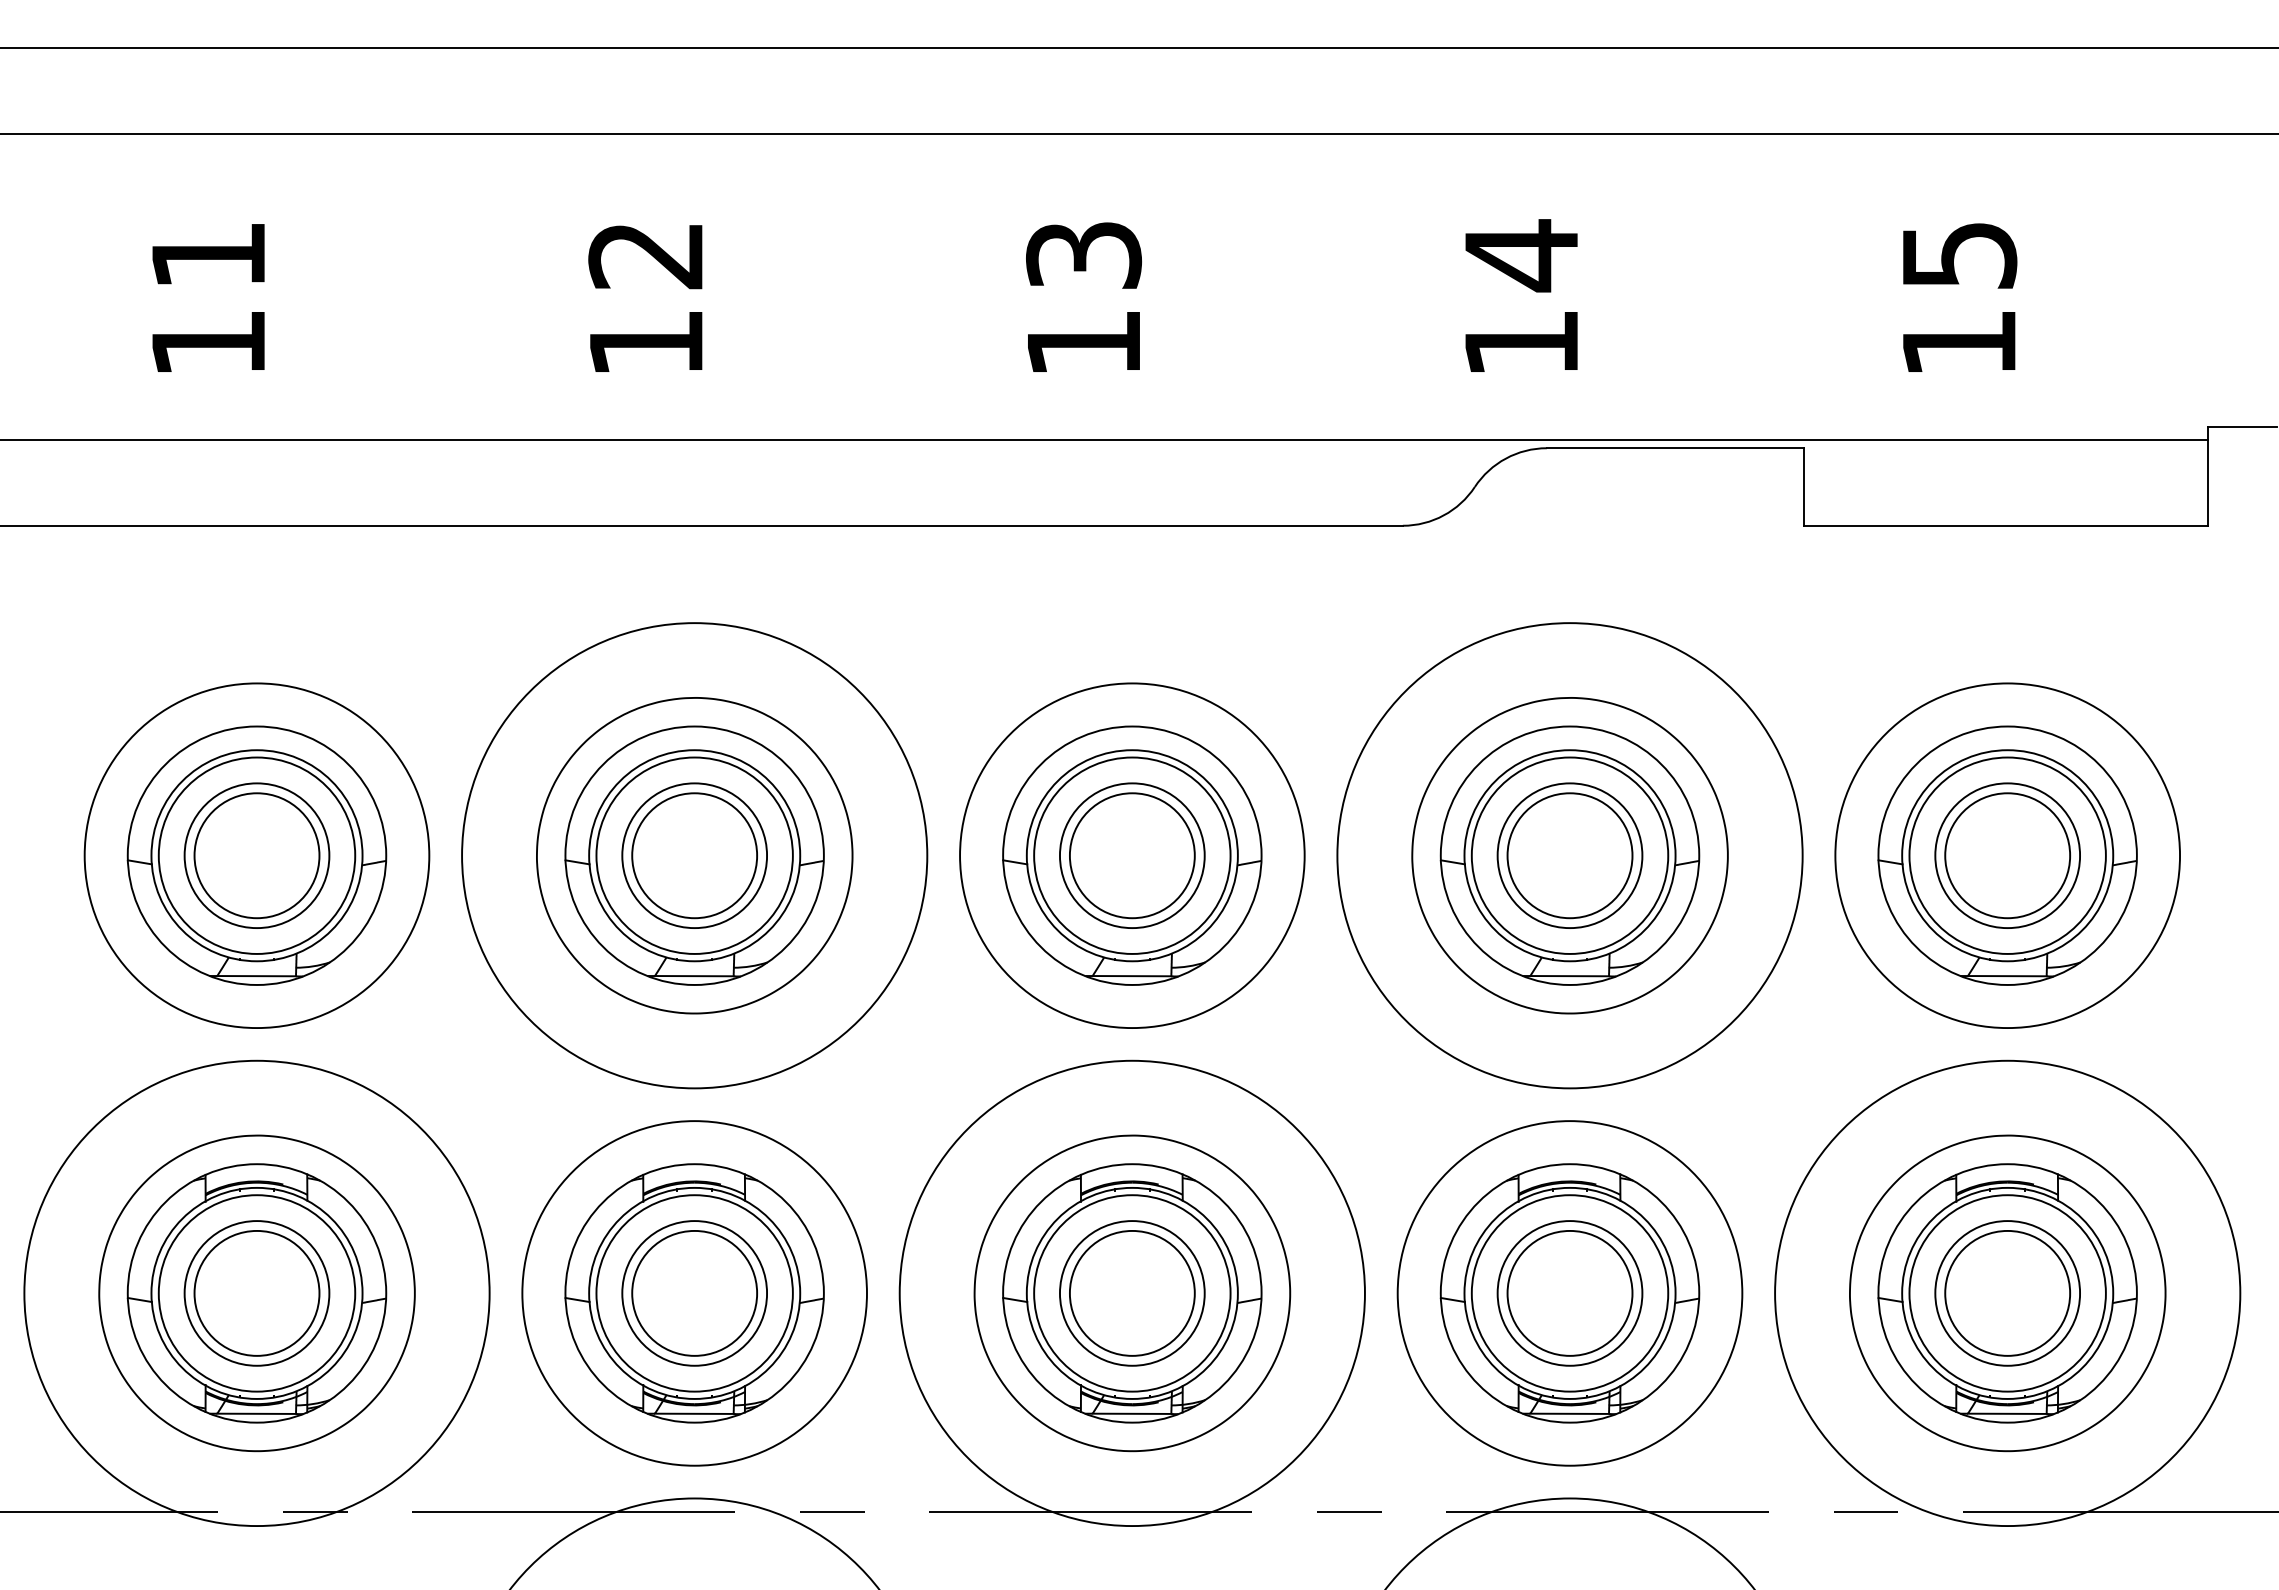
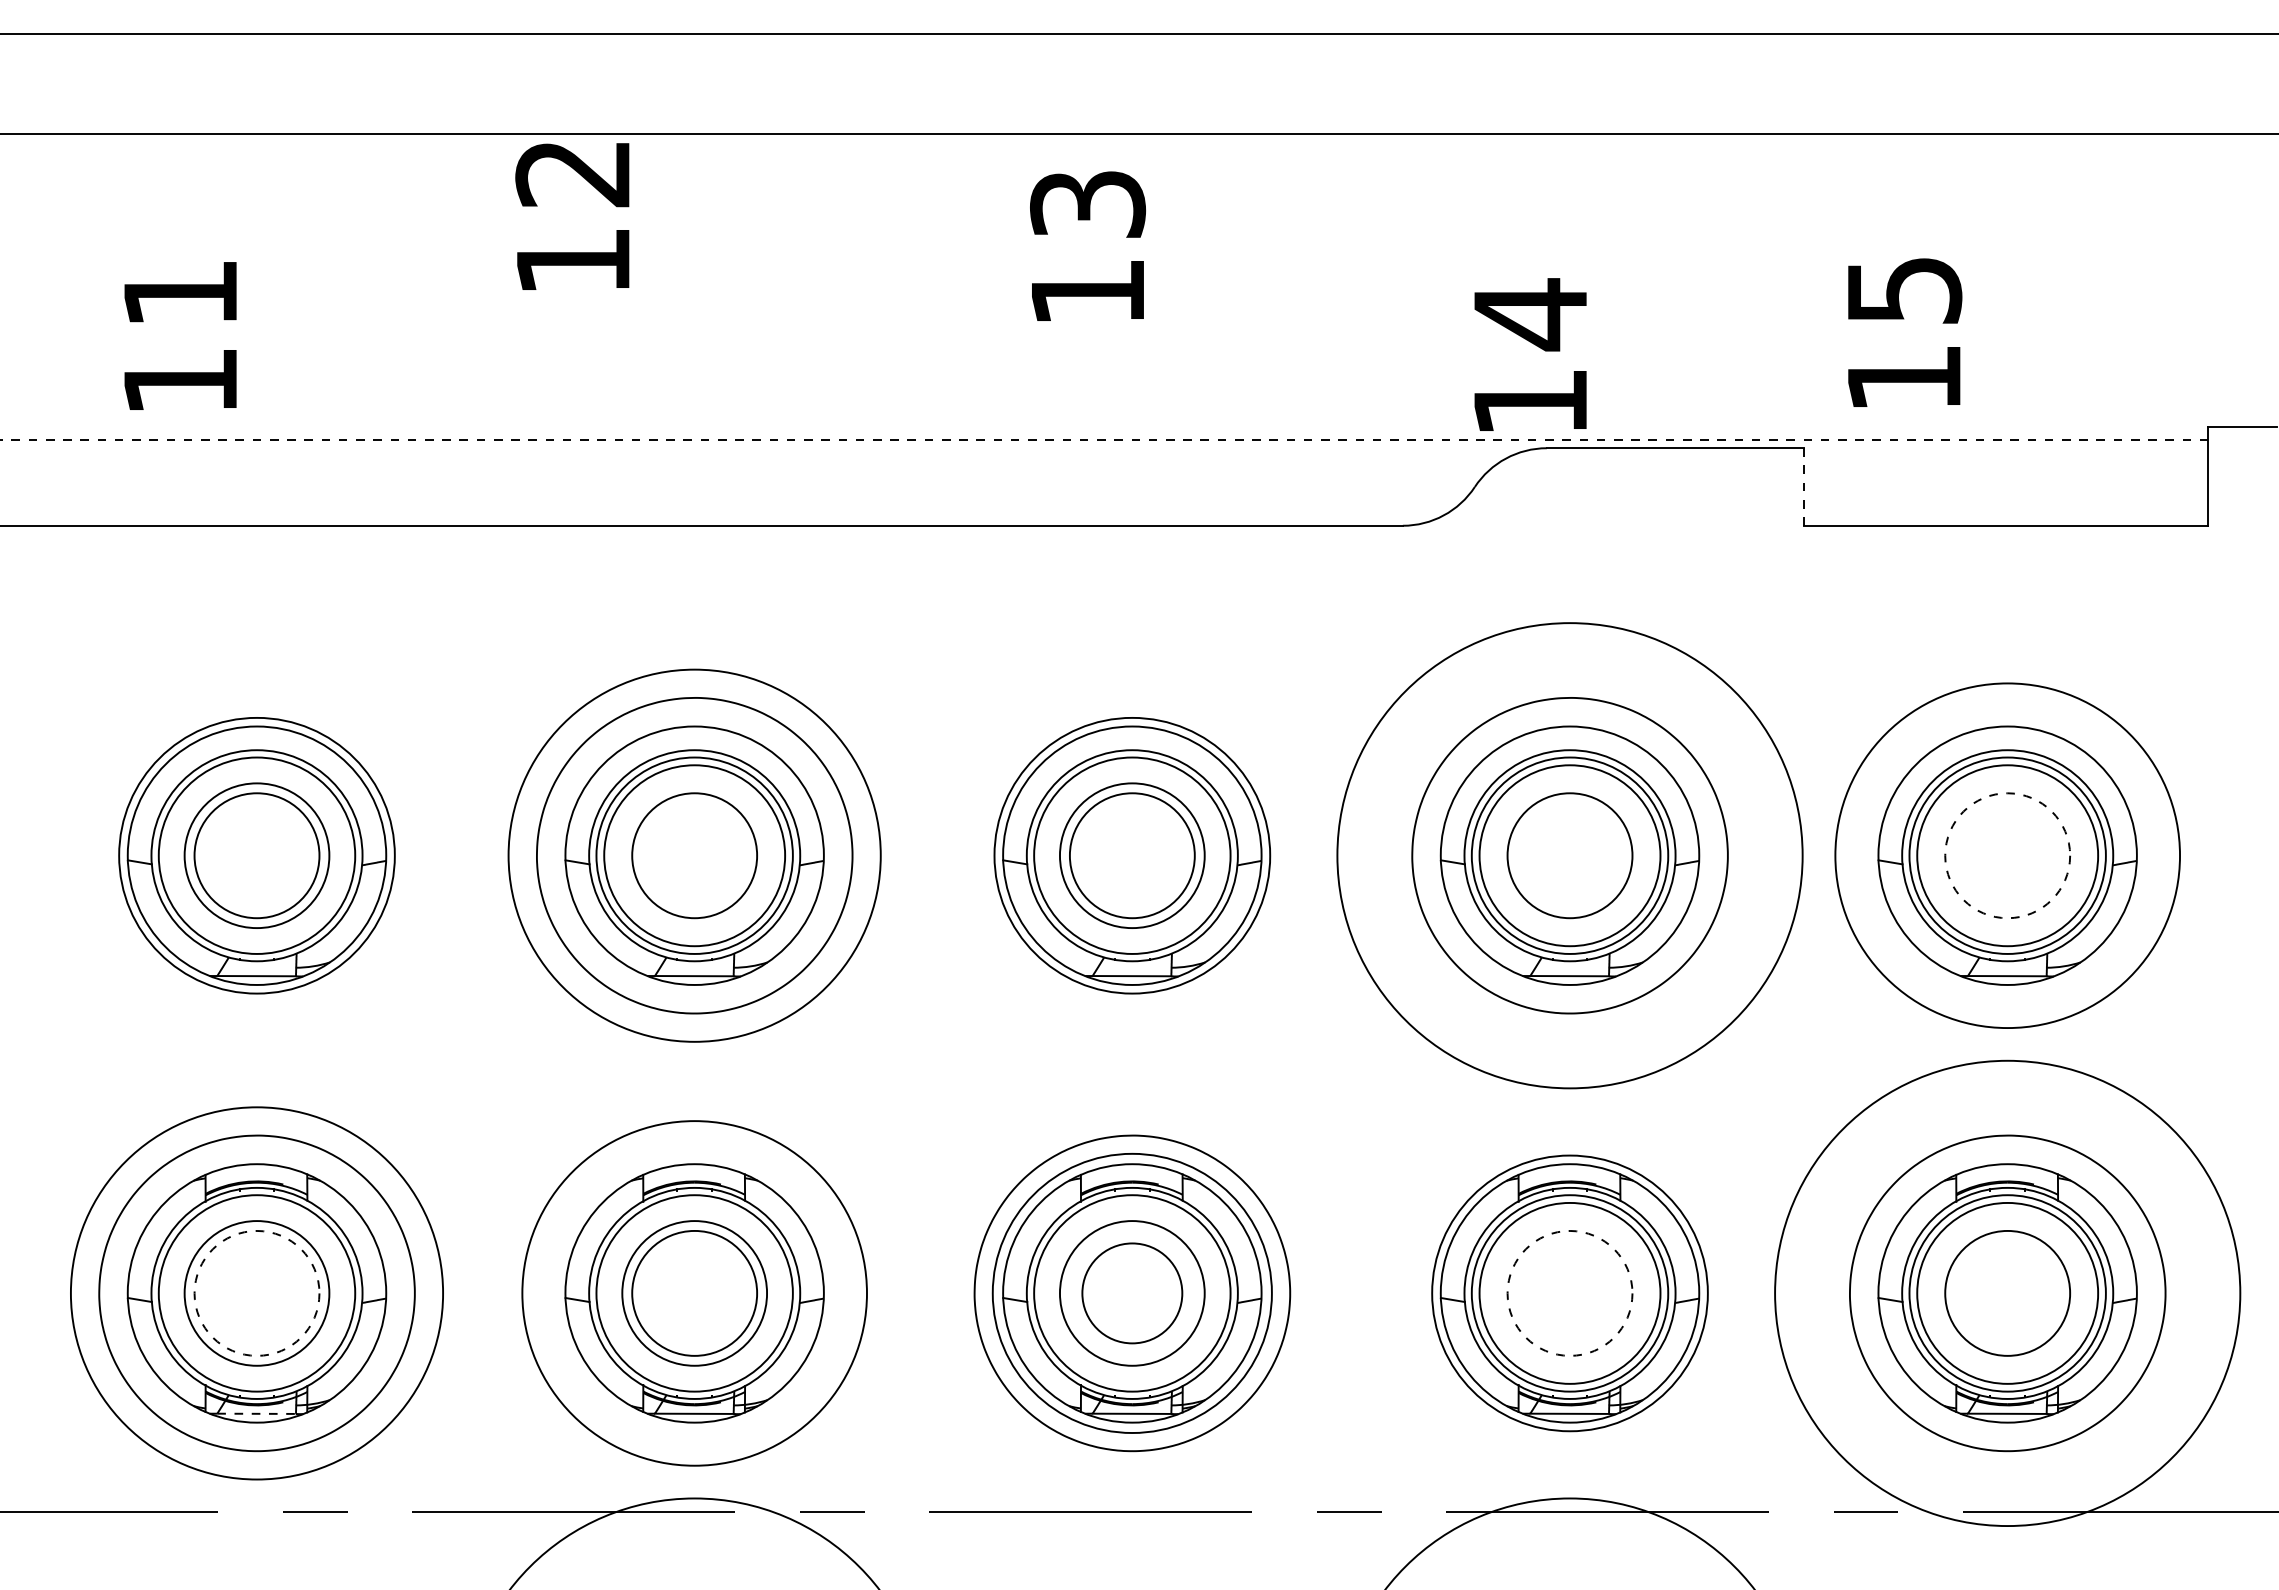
line position: (1138, 47) -> (1138, 33) (1138, 33)
text position: (1521, 295) -> (1530, 354) (1530, 354)
text position: (1083, 296) -> (1087, 245) (1087, 245)
text position: (208, 297) -> (180, 335) (180, 335)
text position: (1960, 297) -> (1905, 332) (1905, 332)
text position: (645, 298) -> (572, 216) (572, 216)
line: solid -> dashed (1104, 439)
line: solid -> dashed (1803, 487)
circle diameter: 345 px -> 276 px (256, 855)
circle diameter: 145 px -> 181 px (694, 855)
circle diameter: 465 px -> 372 px (694, 855)
circle diameter: 345 px -> 276 px (1132, 855)
circle diameter: 145 px -> 181 px (1569, 855)
circle diameter: 145 px -> 181 px (2007, 855)
circle: solid -> dashed (2007, 855)
circle: solid -> dashed (256, 1292)
circle diameter: 125 px -> 100 px (1132, 1293)
circle: solid -> dashed (1569, 1292)
circle diameter: 465 px -> 372 px (256, 1293)
circle diameter: 465 px -> 279 px (1131, 1292)
circle diameter: 145 px -> 181 px (1569, 1292)
circle diameter: 345 px -> 276 px (1569, 1293)
circle diameter: 145 px -> 181 px (2007, 1292)
line: solid -> dashed (257, 1413)
